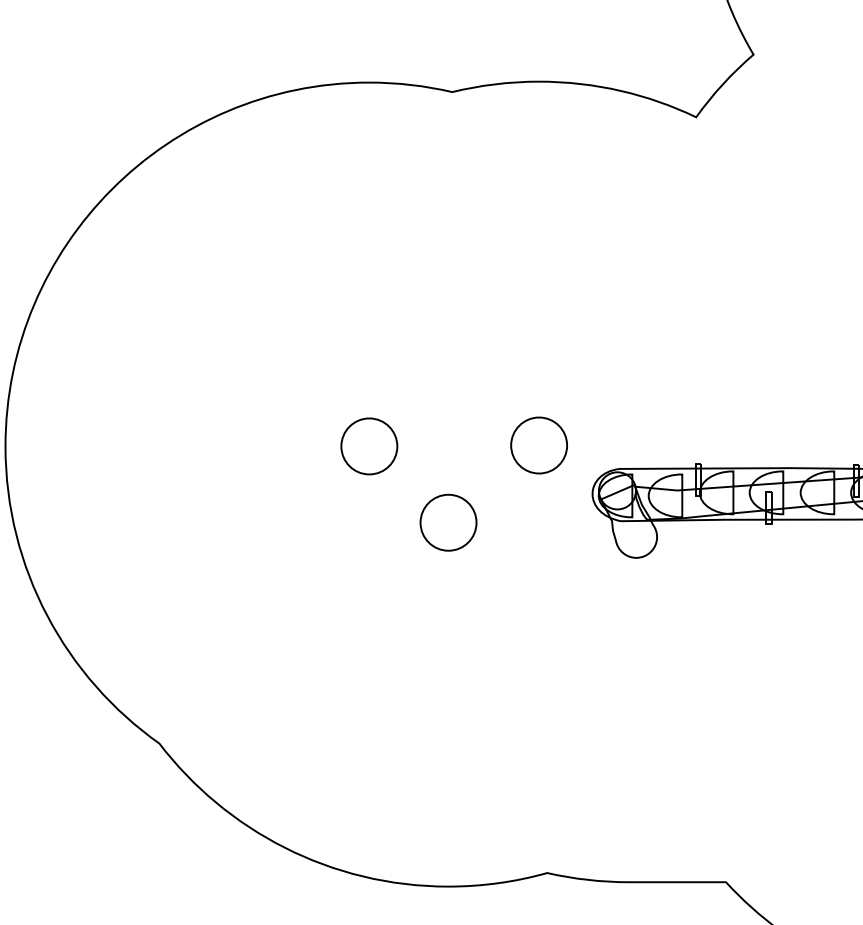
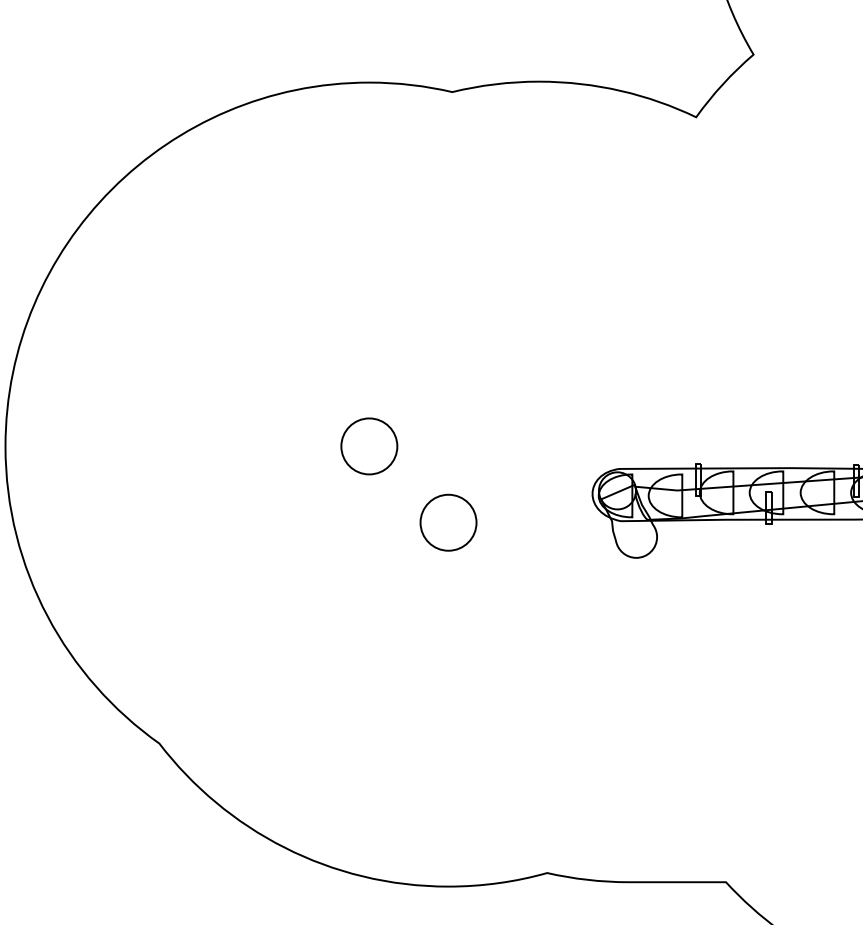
part: present -> none (538, 445)
